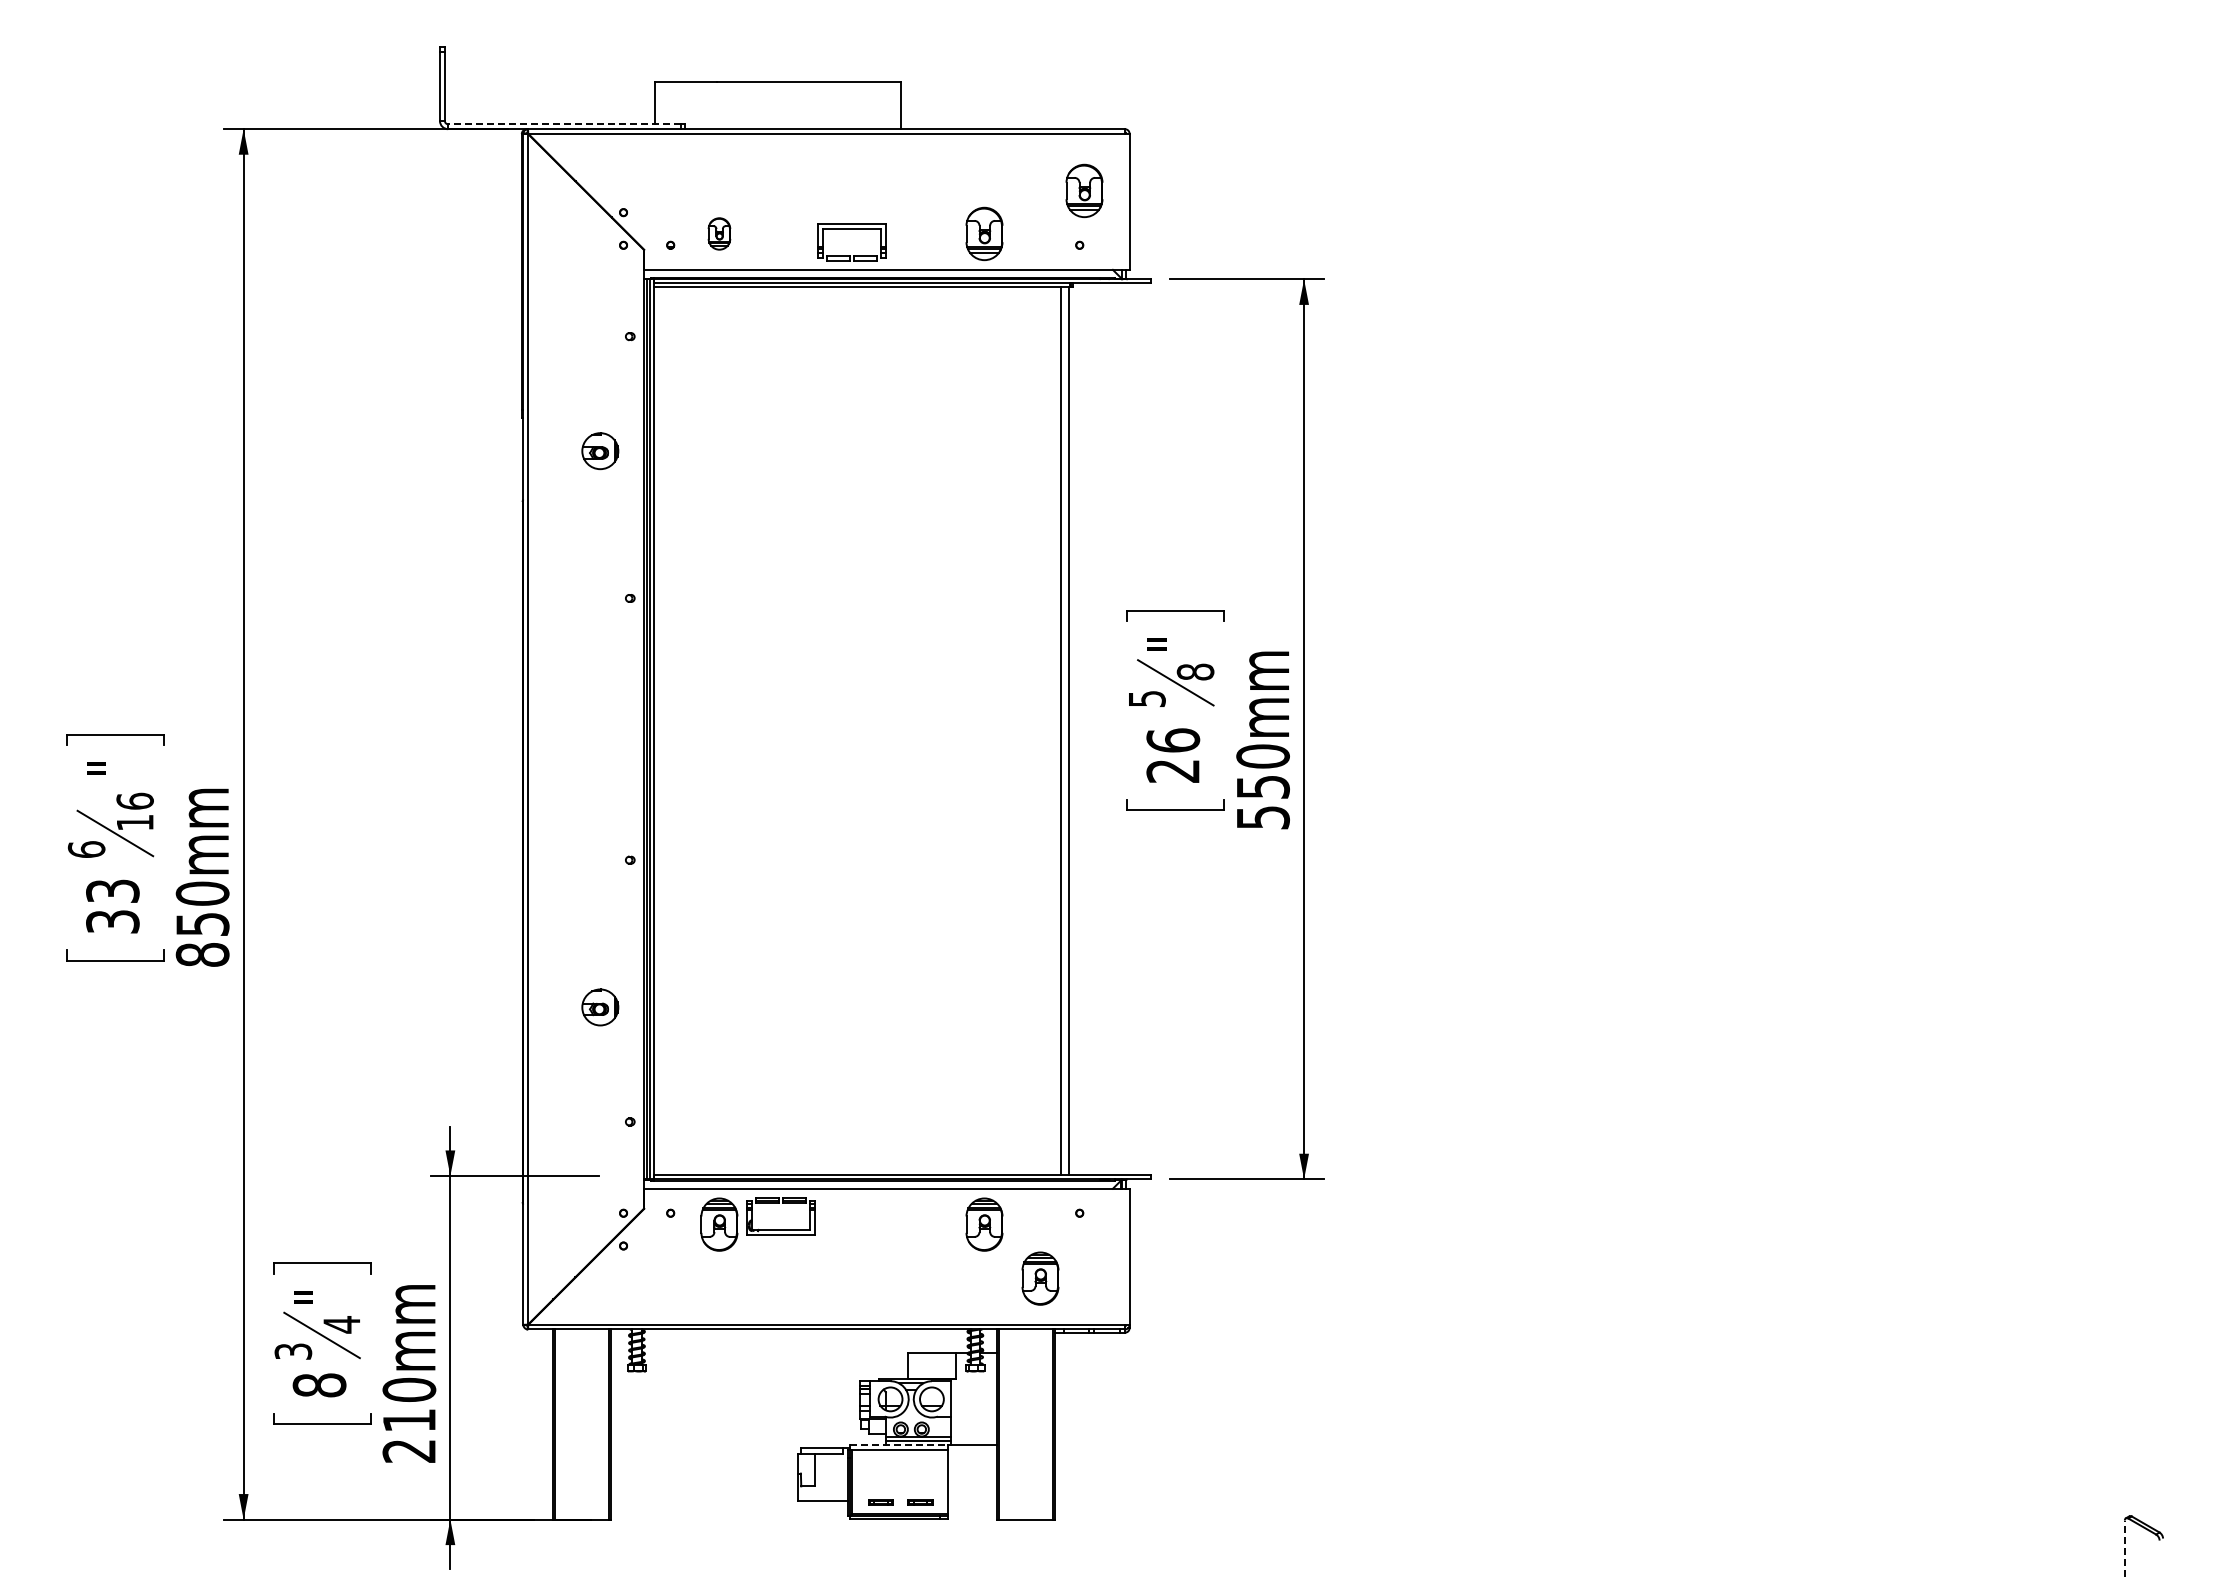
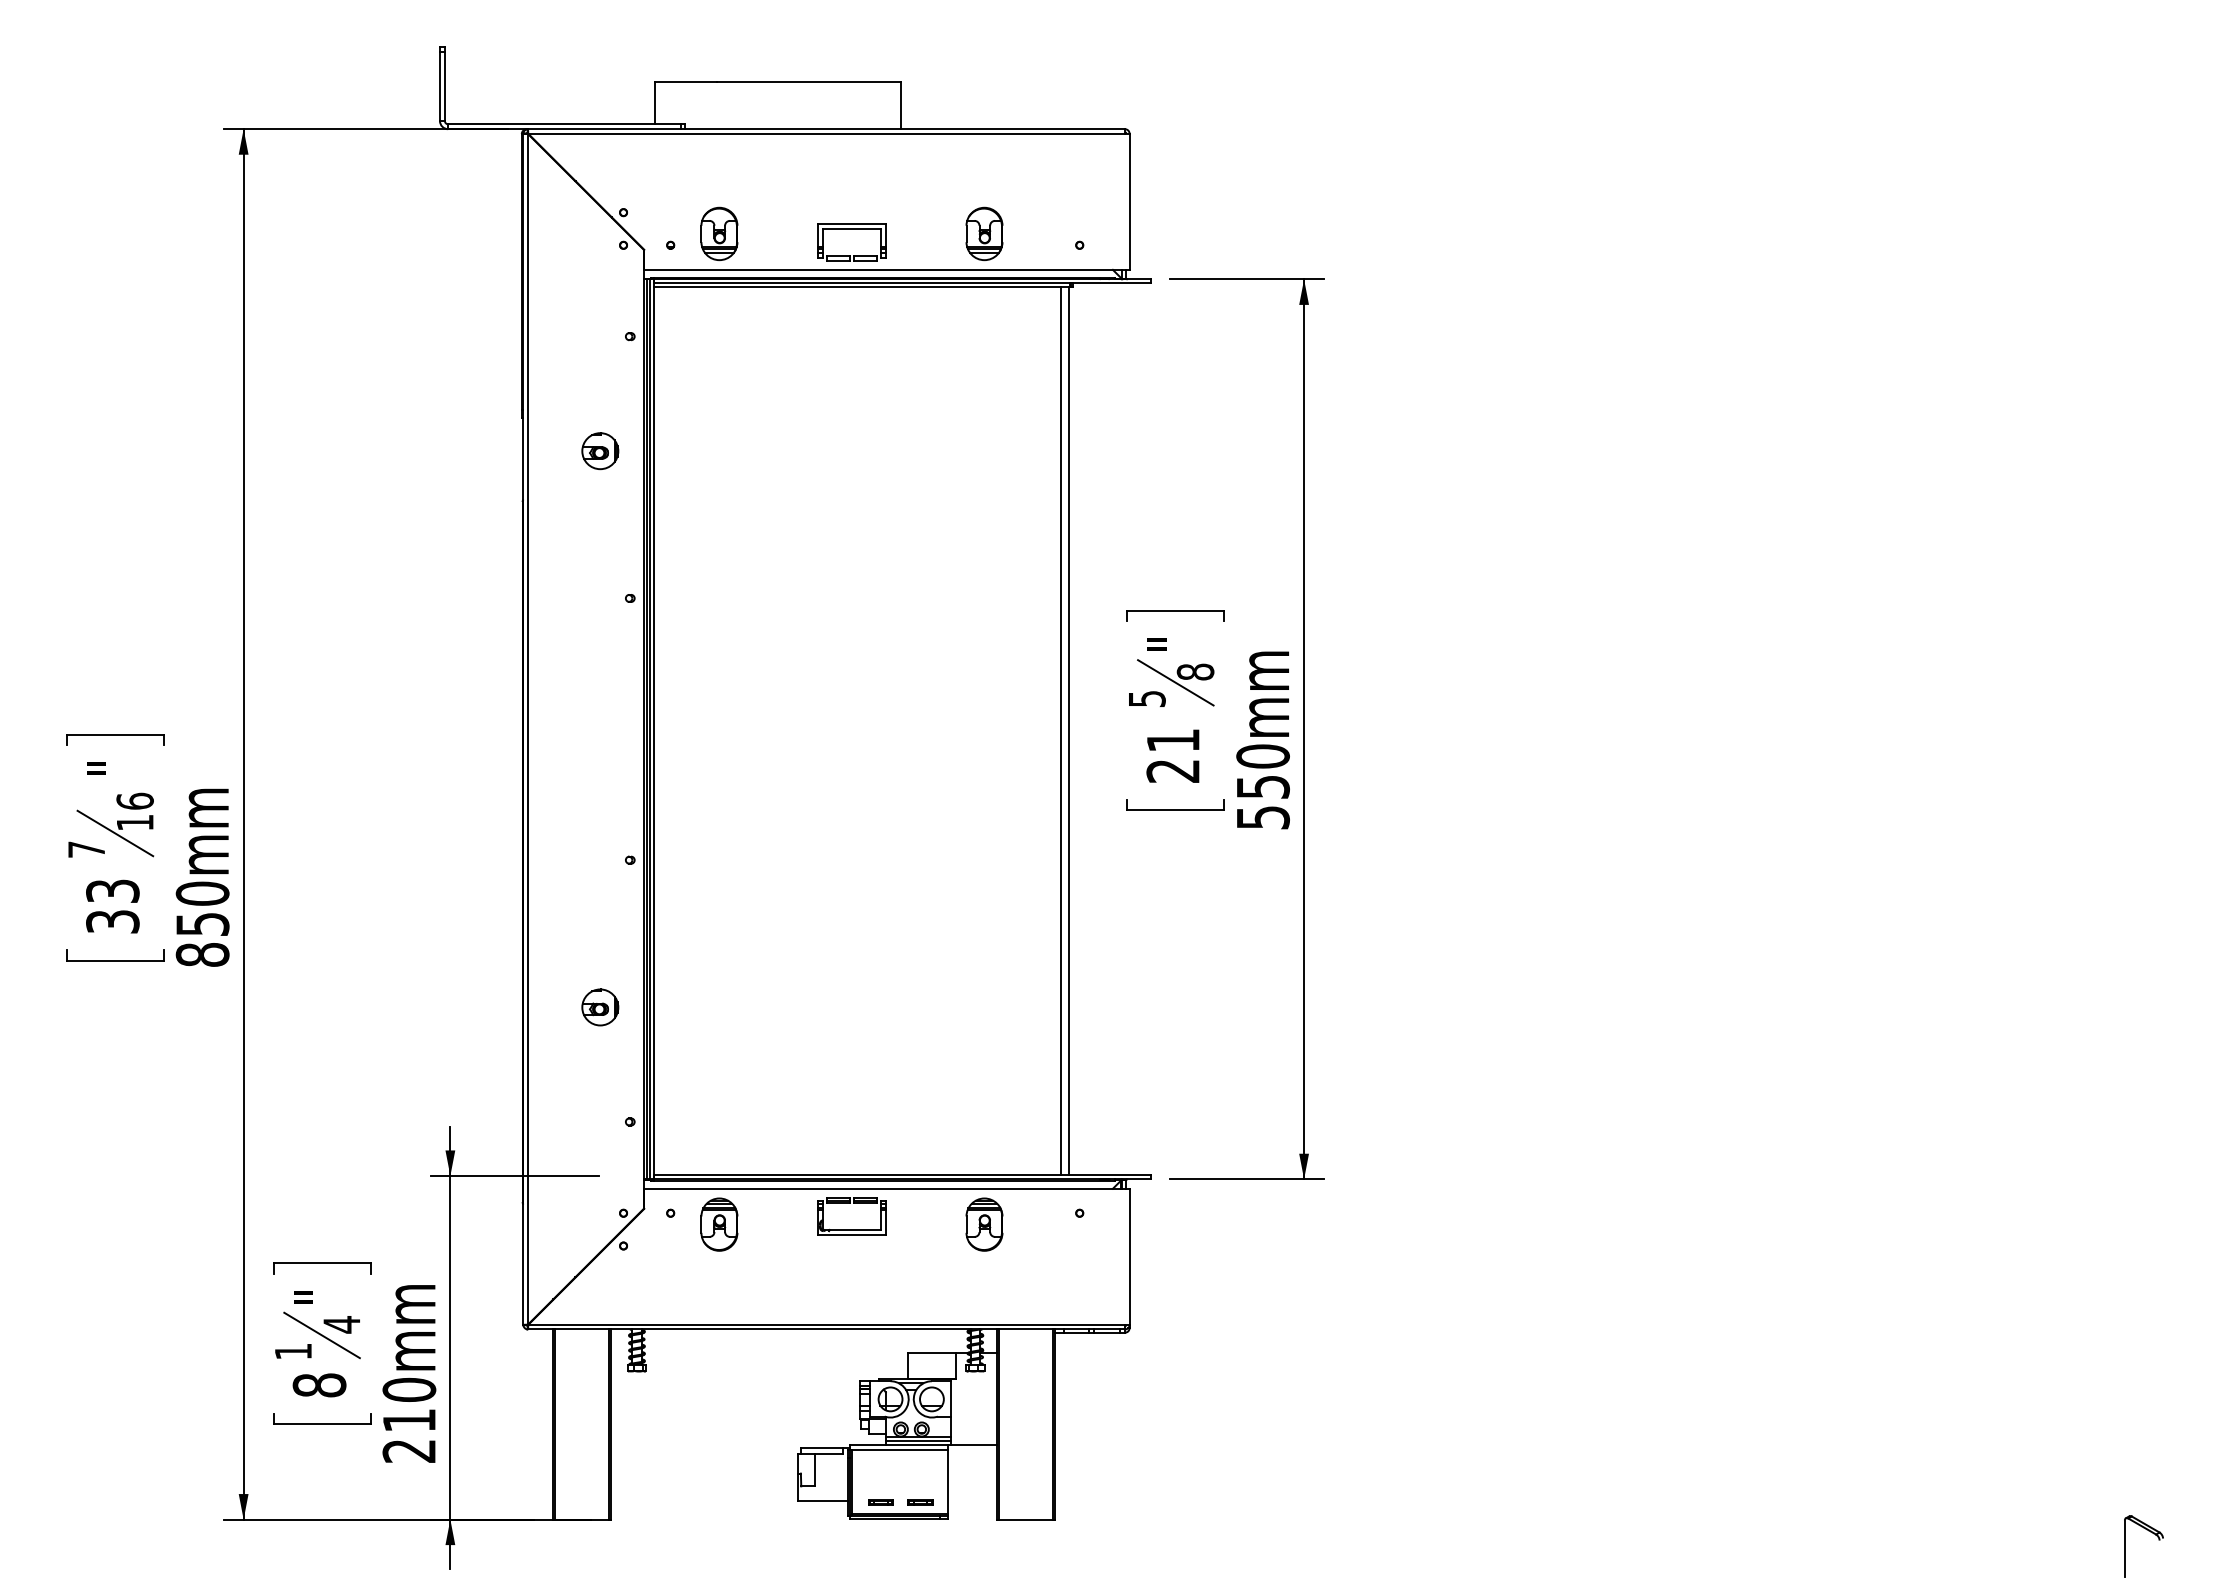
line: dashed -> solid (563, 124)
part: present -> none (1084, 190)
part size: 25x34 px -> 39x56 px (719, 233)
text: 26 -> 21 (1173, 740)
text: 6 -> 7 (86, 849)
part position: (780, 1229) -> (851, 1229) (851, 1229)
part: present -> none (1040, 1278)
text: 3 -> 1 (293, 1351)
line: dashed -> solid (899, 1445)
line: dashed -> solid (2124, 1548)
